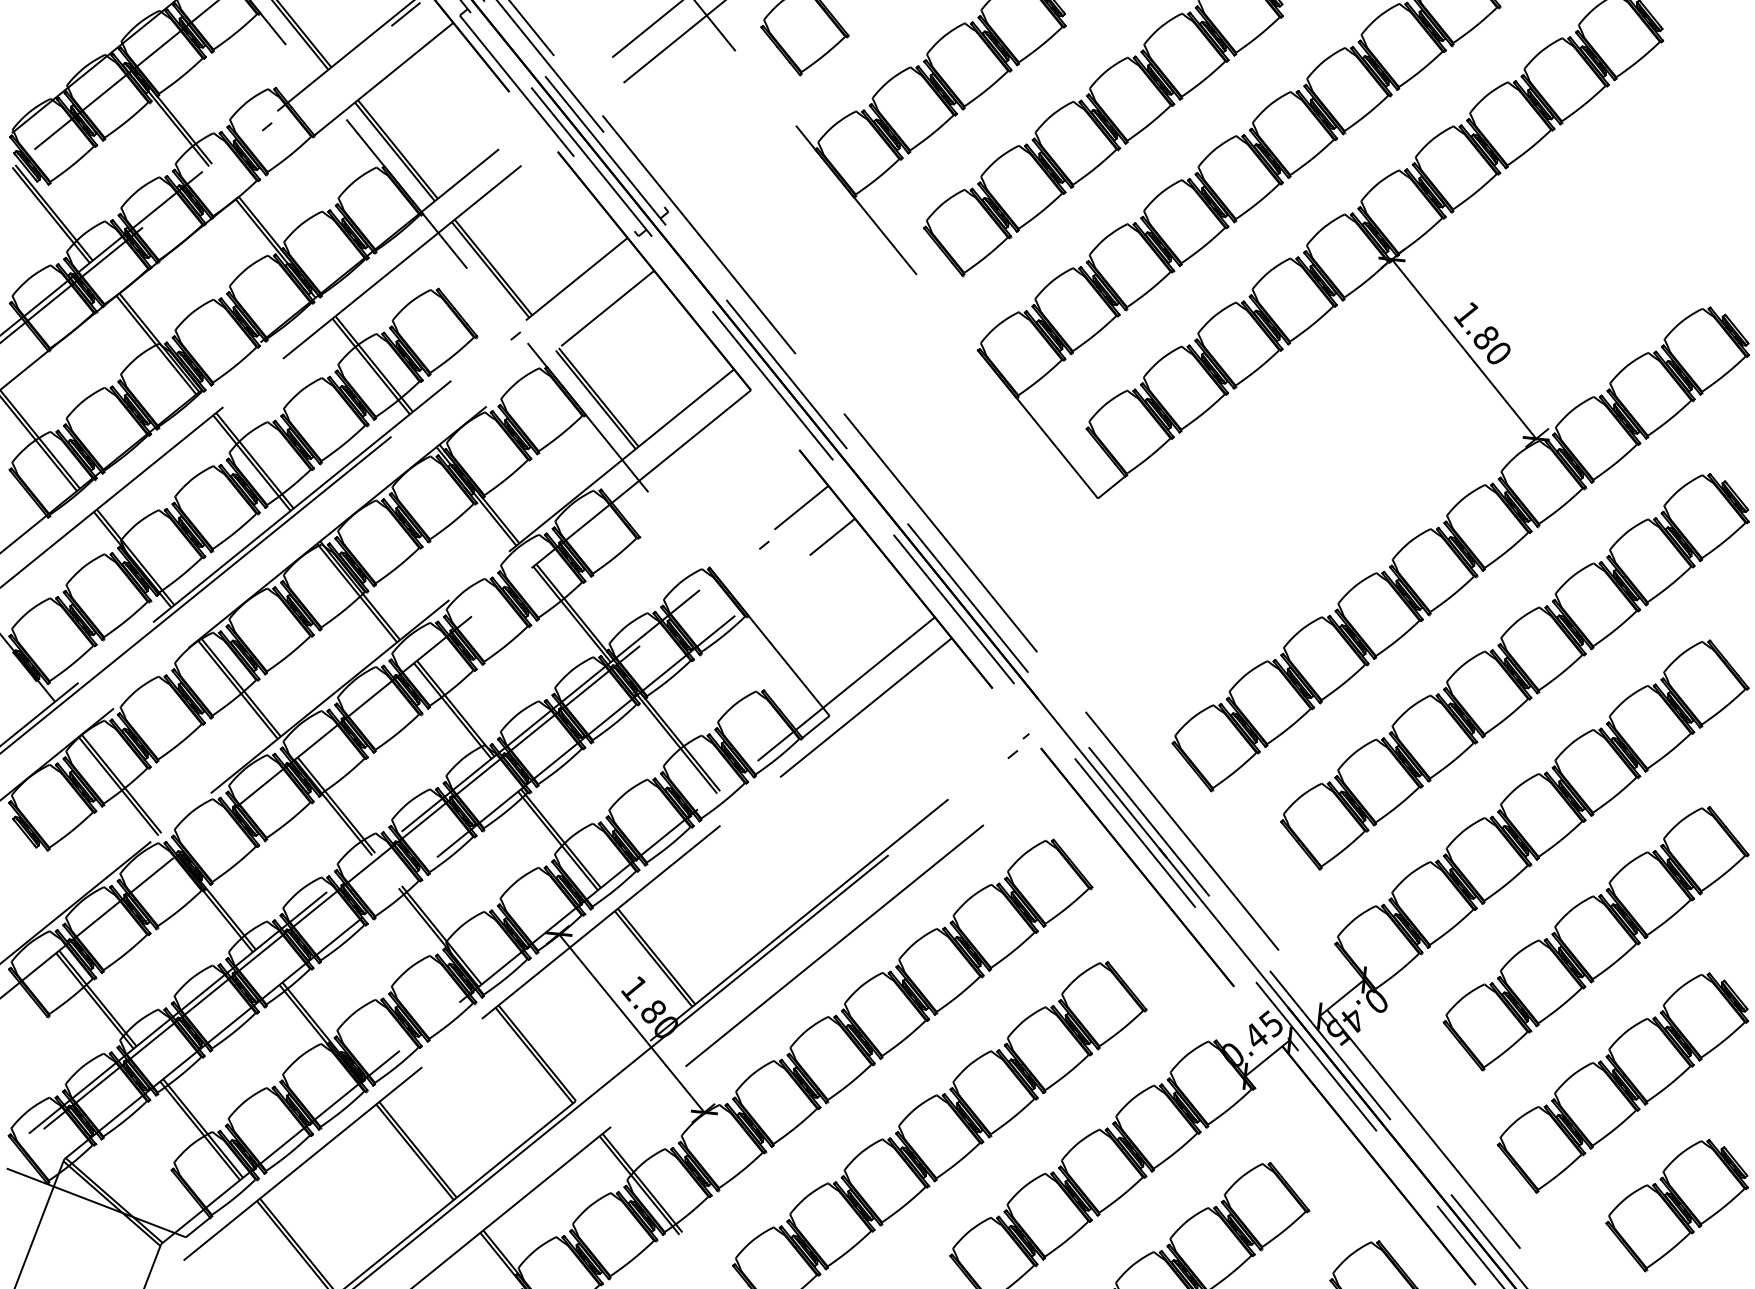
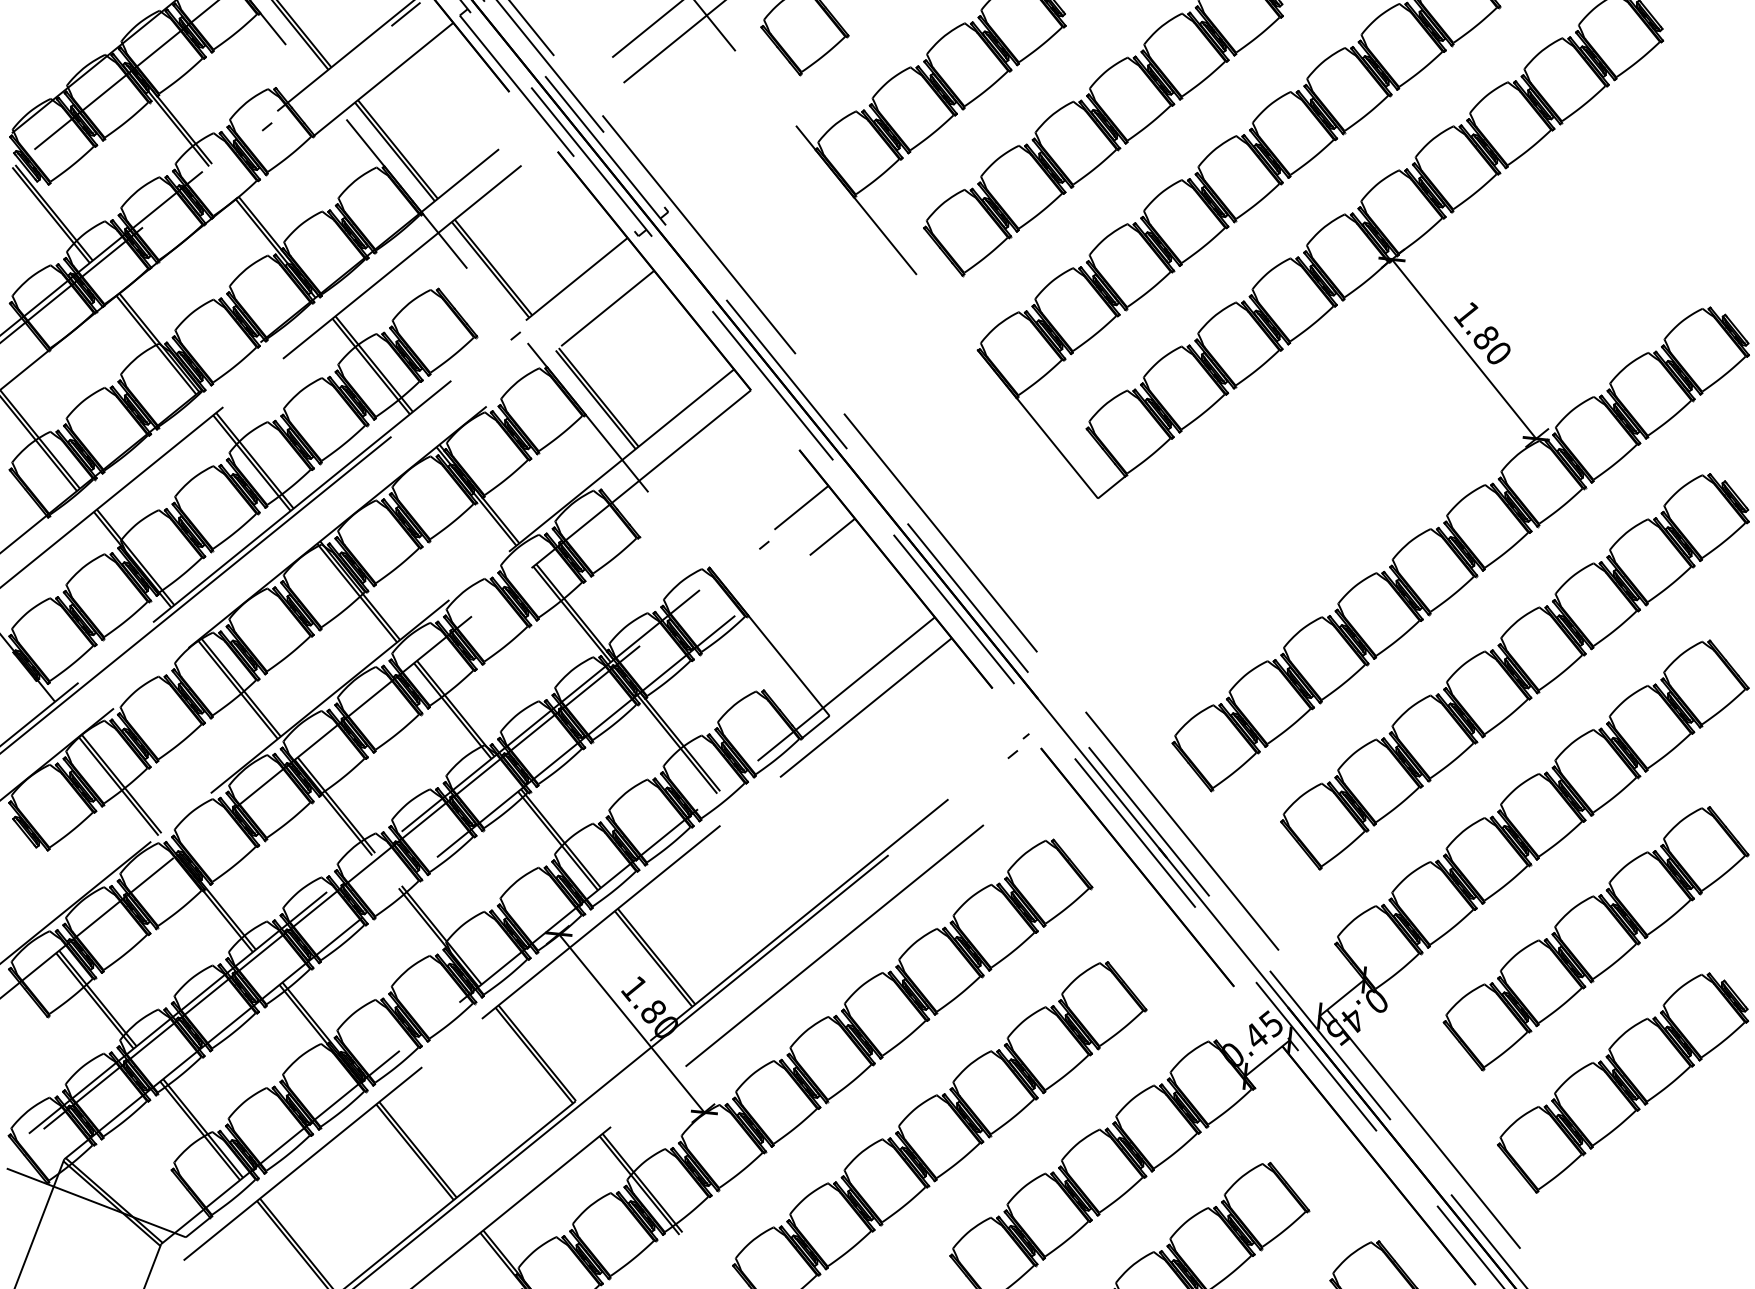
part: present -> none (1676, 1205)
